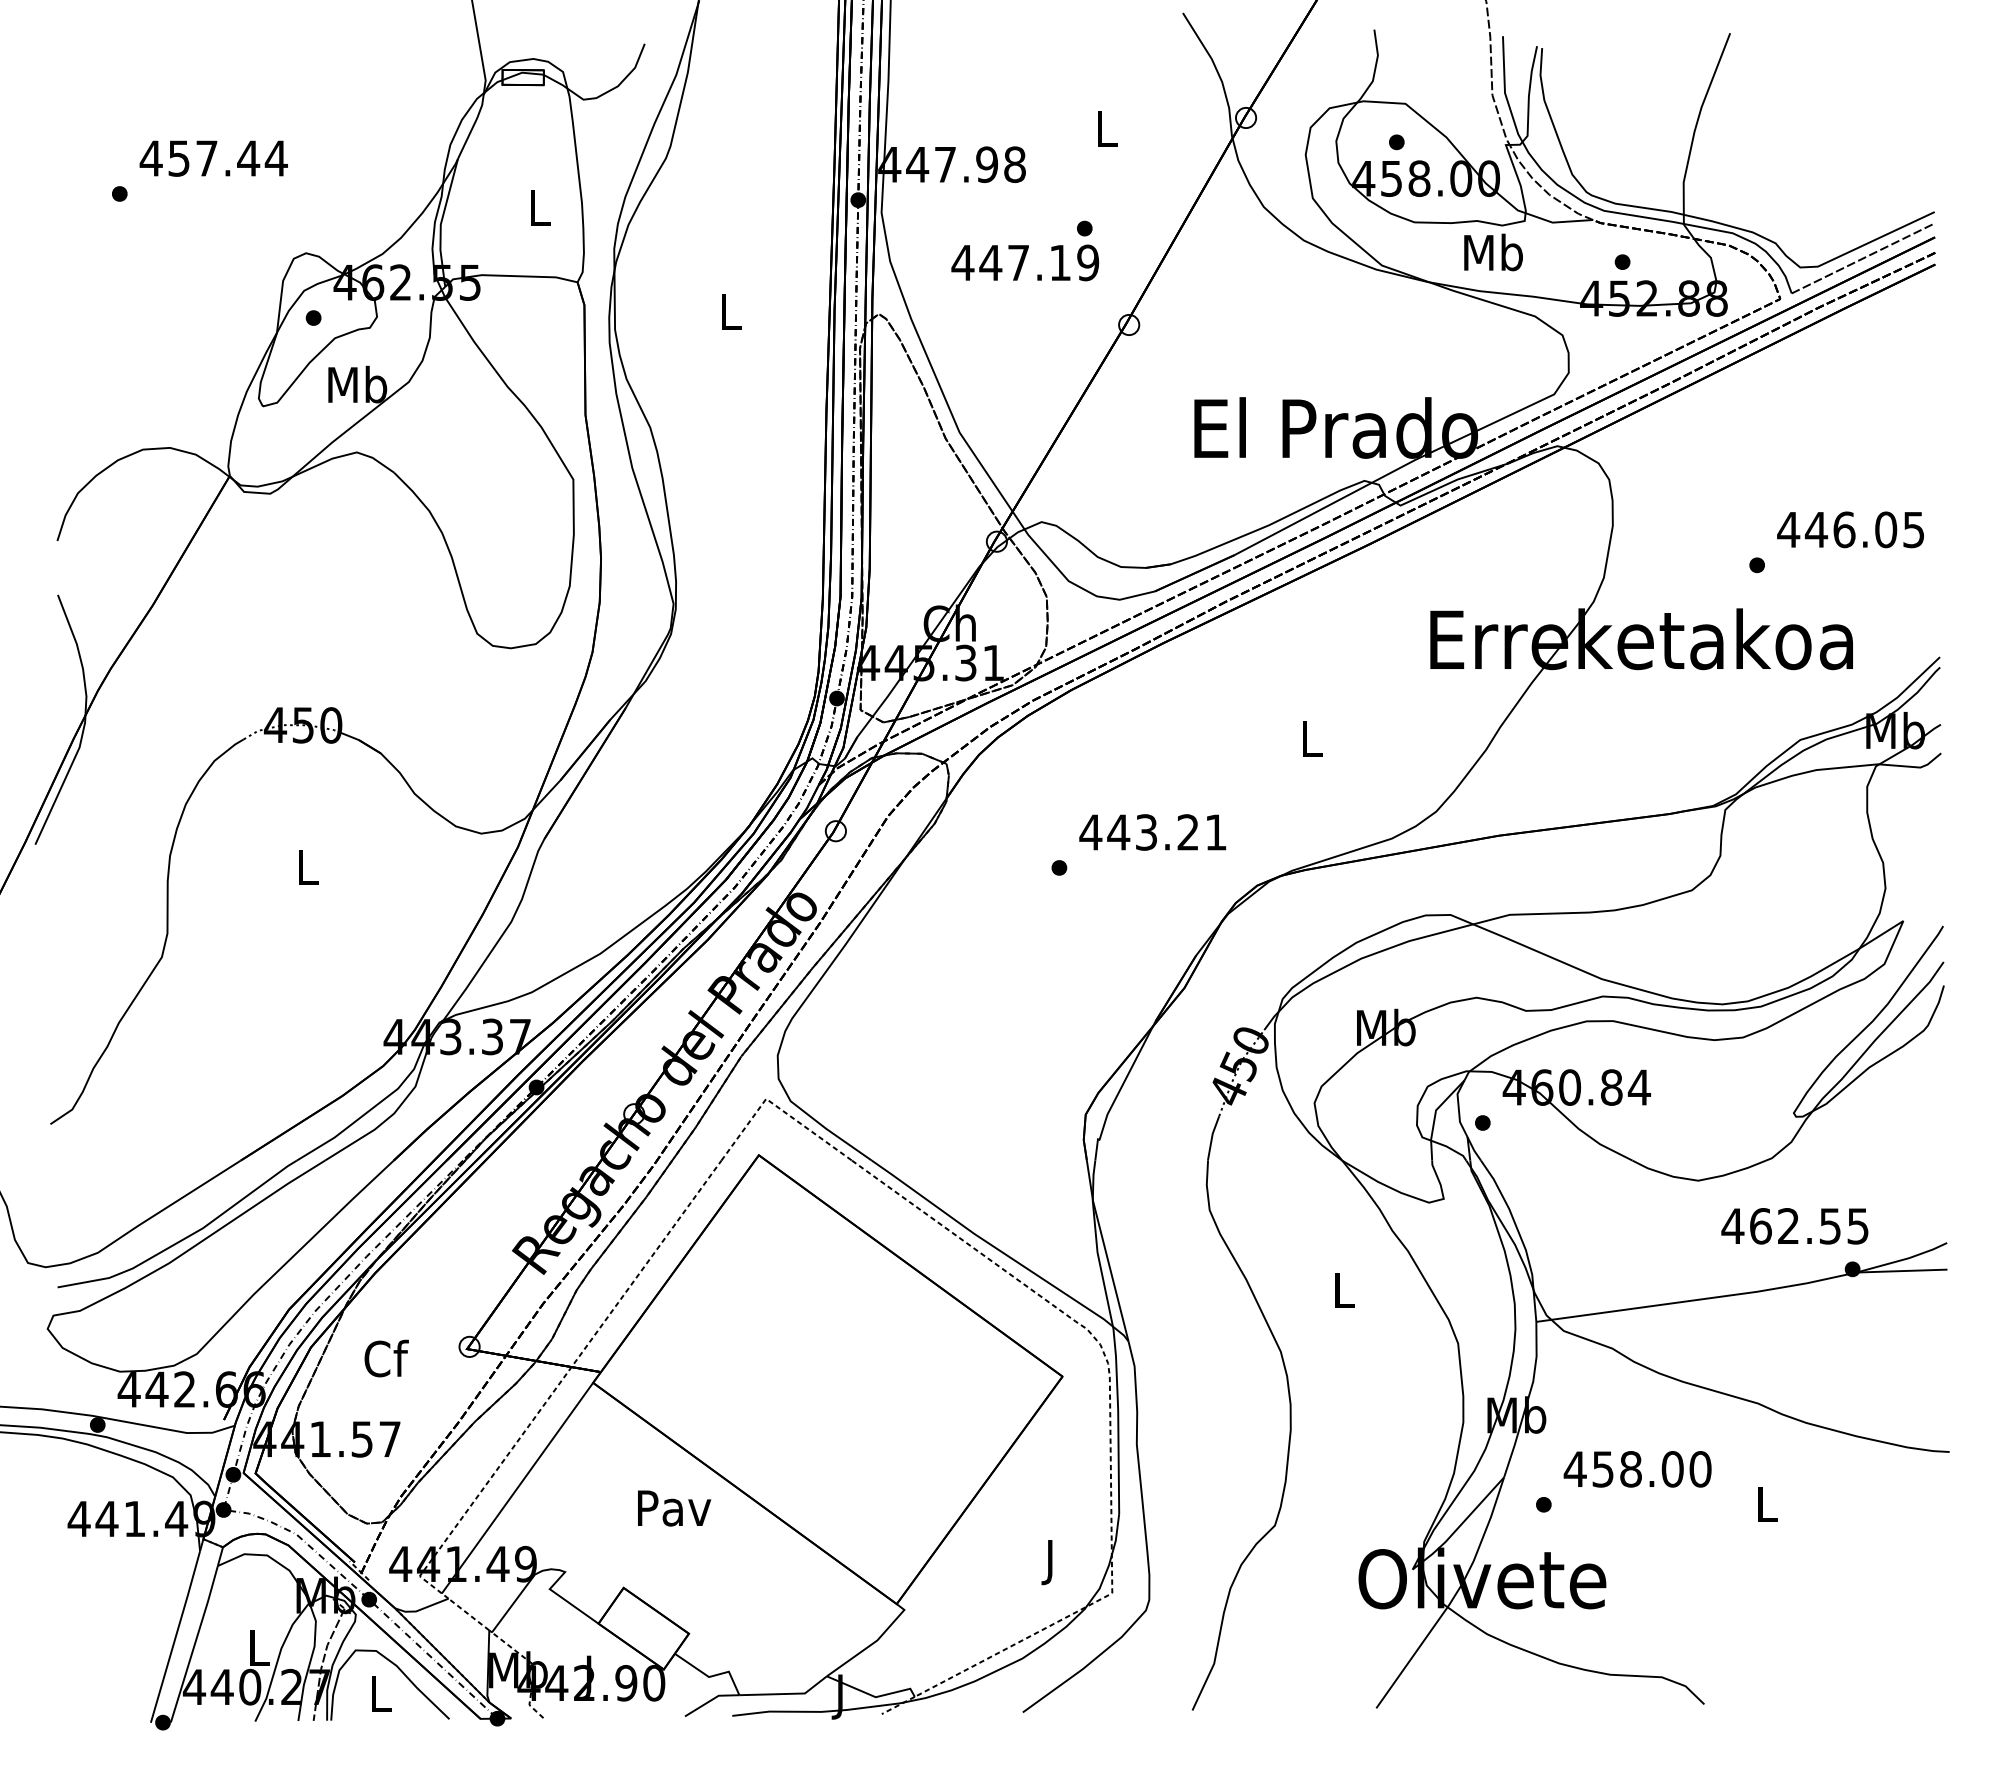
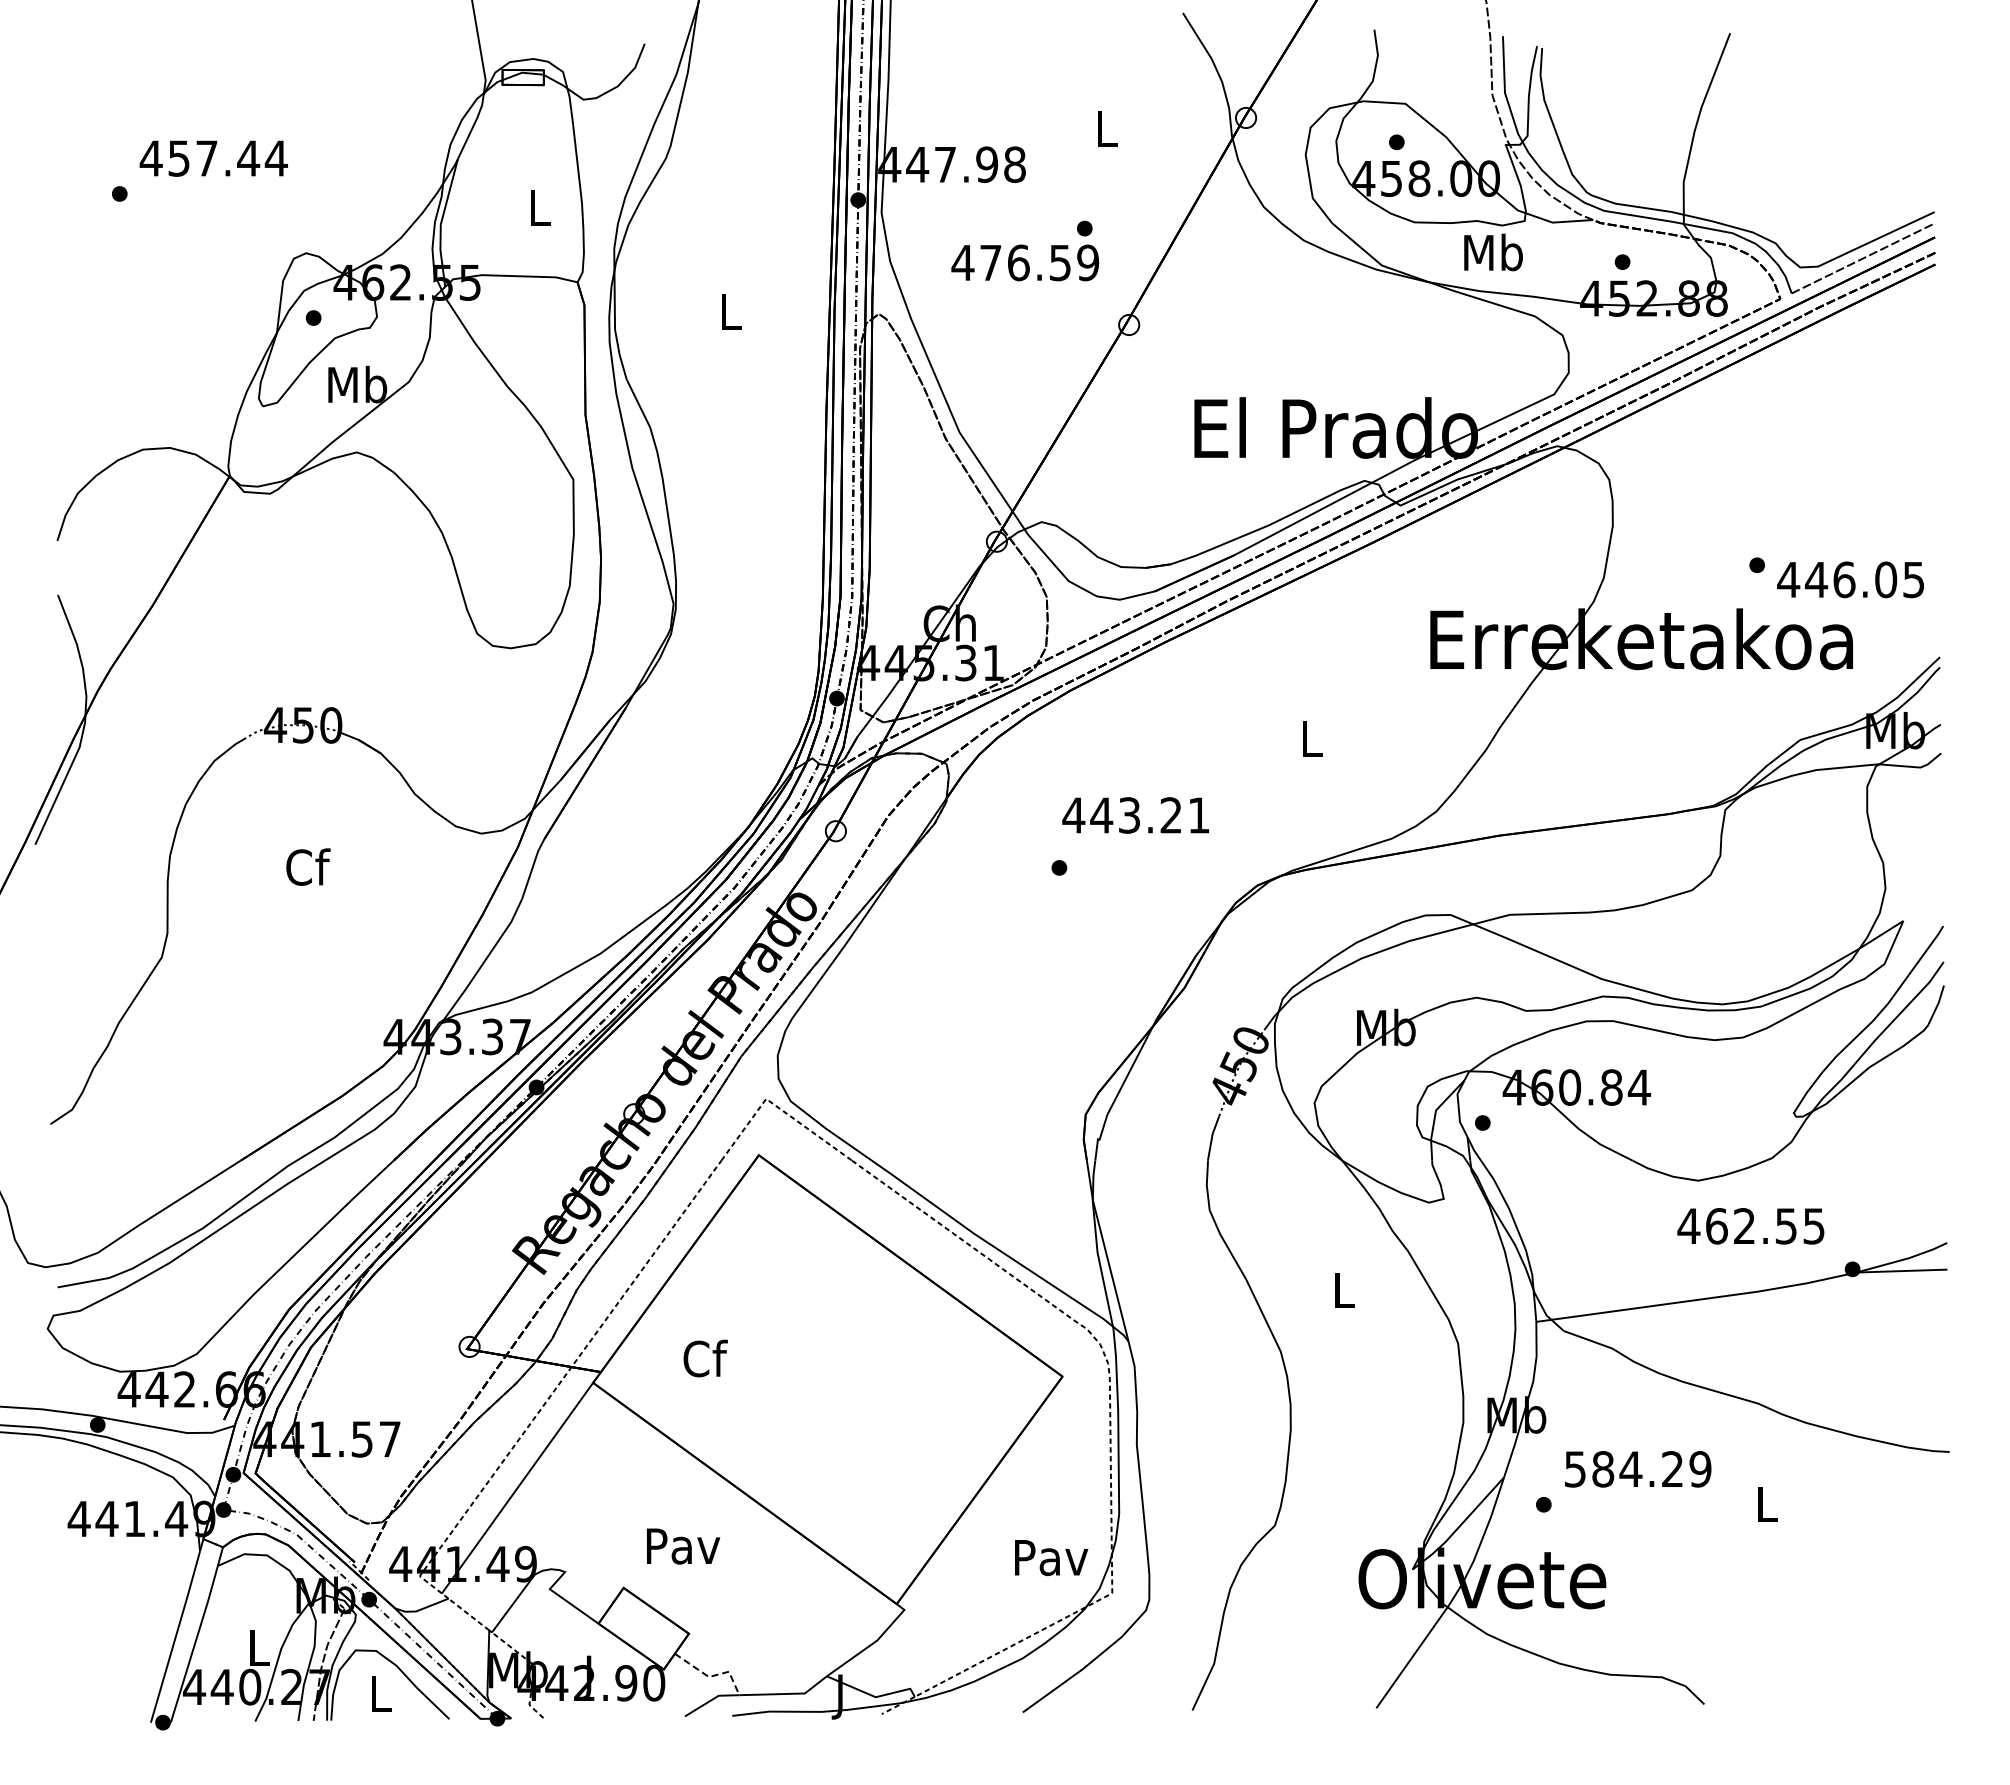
text: 447.19 -> 476.59 (1024, 262)
text position: (1850, 529) -> (1850, 579) (1850, 579)
text position: (1152, 832) -> (1135, 815) (1135, 815)
text: L -> Cf (308, 866)
text position: (1794, 1226) -> (1750, 1226) (1750, 1226)
text position: (386, 1358) -> (705, 1358) (705, 1358)
text: 458.00 -> 584.29 (1637, 1469)
text position: (674, 1508) -> (683, 1546) (683, 1546)
text: J -> Pav (1051, 1562)
line: solid -> dashed (711, 1676)
